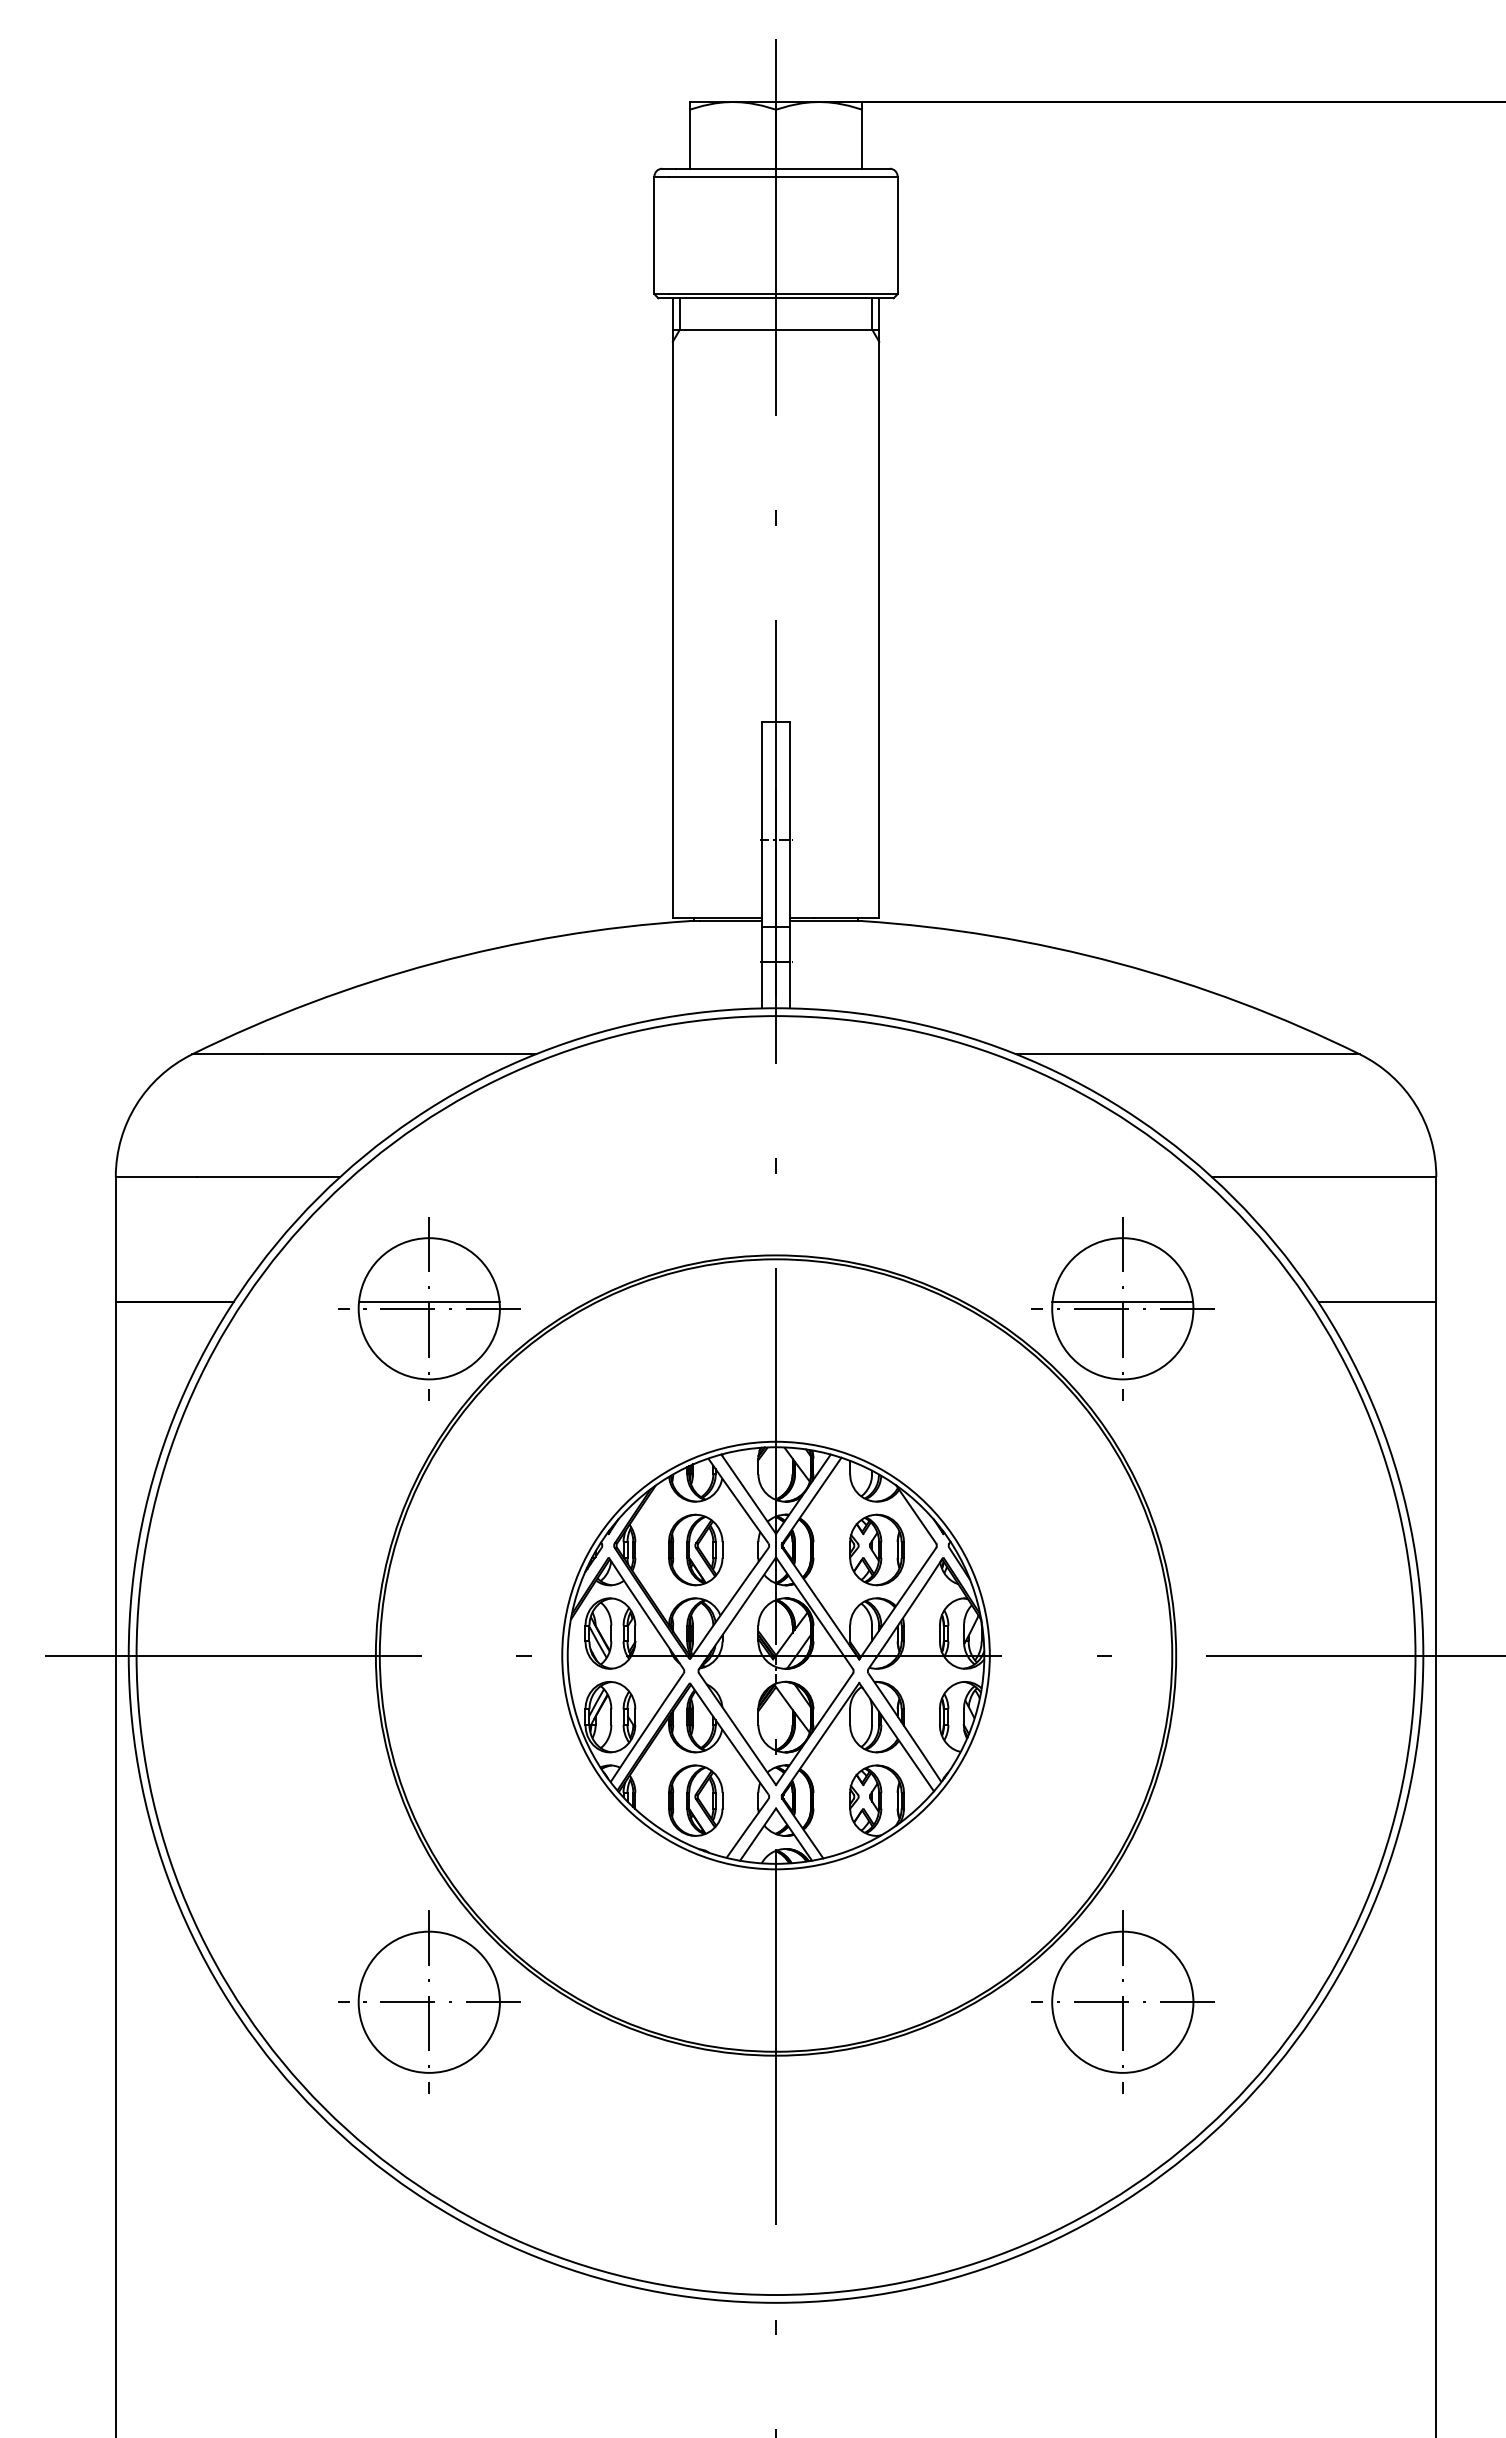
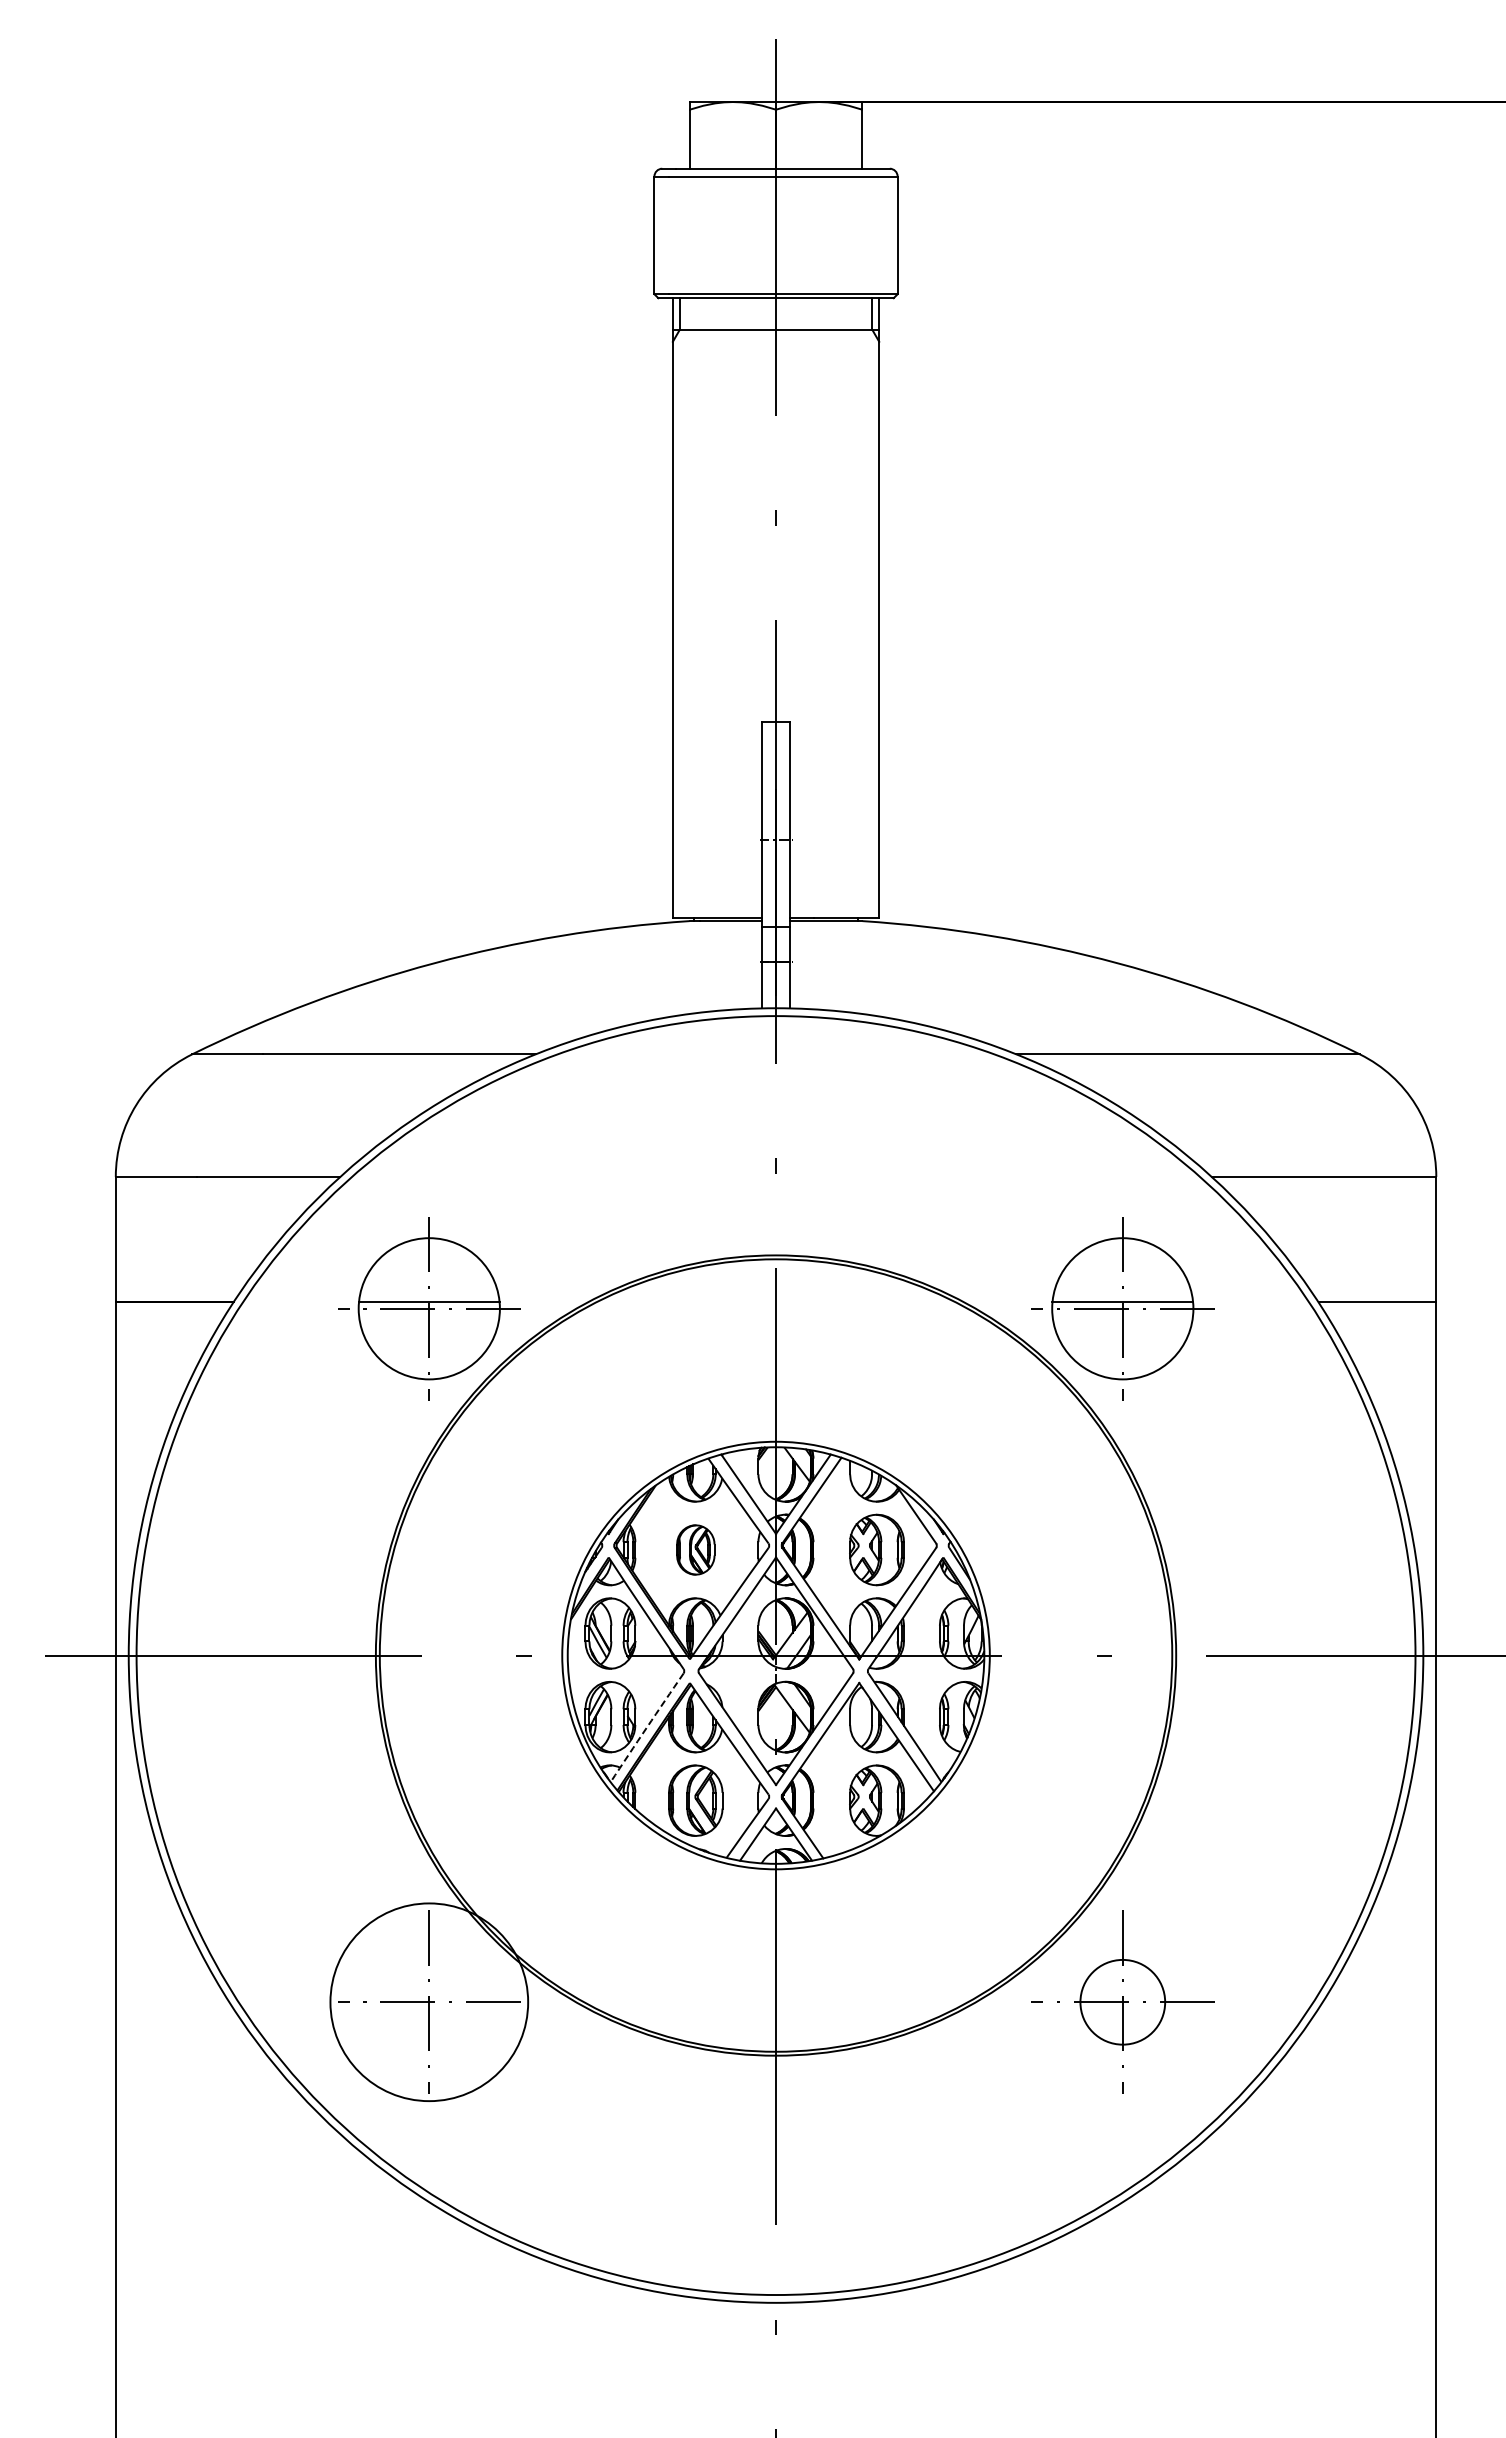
part size: 56x74 px -> 40x52 px (695, 1549)
arc: solid -> dashed (646, 1727)
circle diameter: 141 px -> 198 px (429, 2002)
circle diameter: 141 px -> 85 px (1122, 2001)
